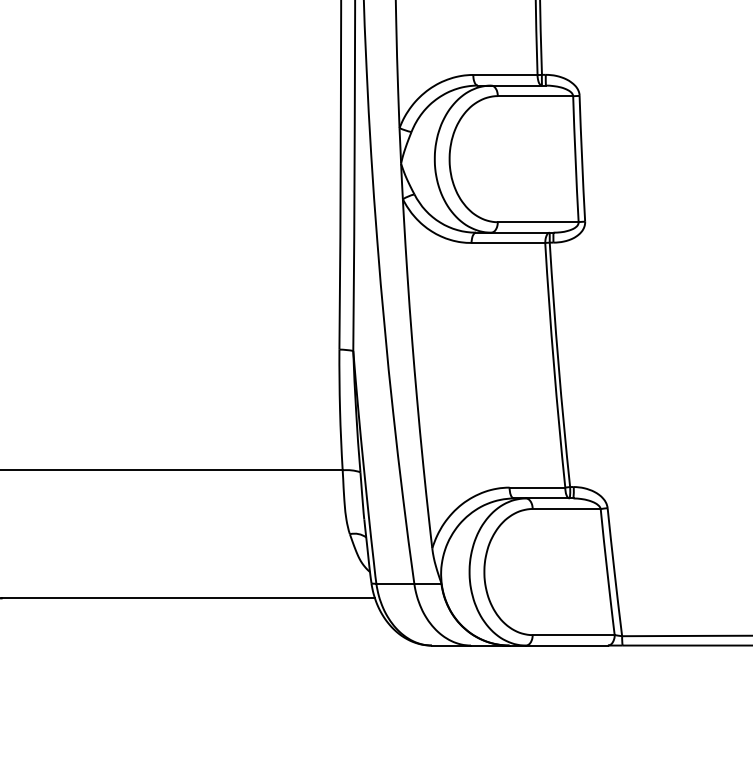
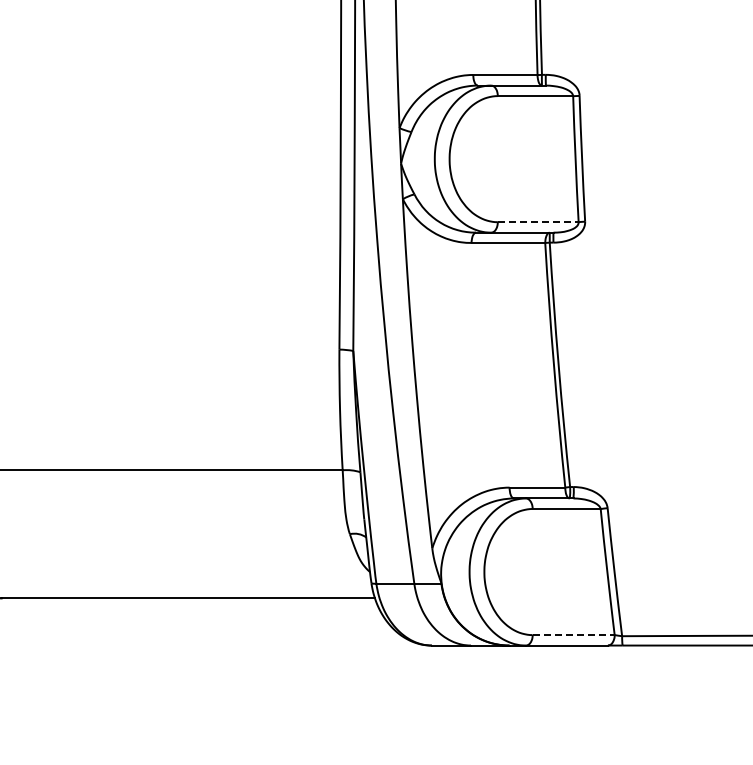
line: solid -> dashed (538, 222)
line: solid -> dashed (574, 635)
